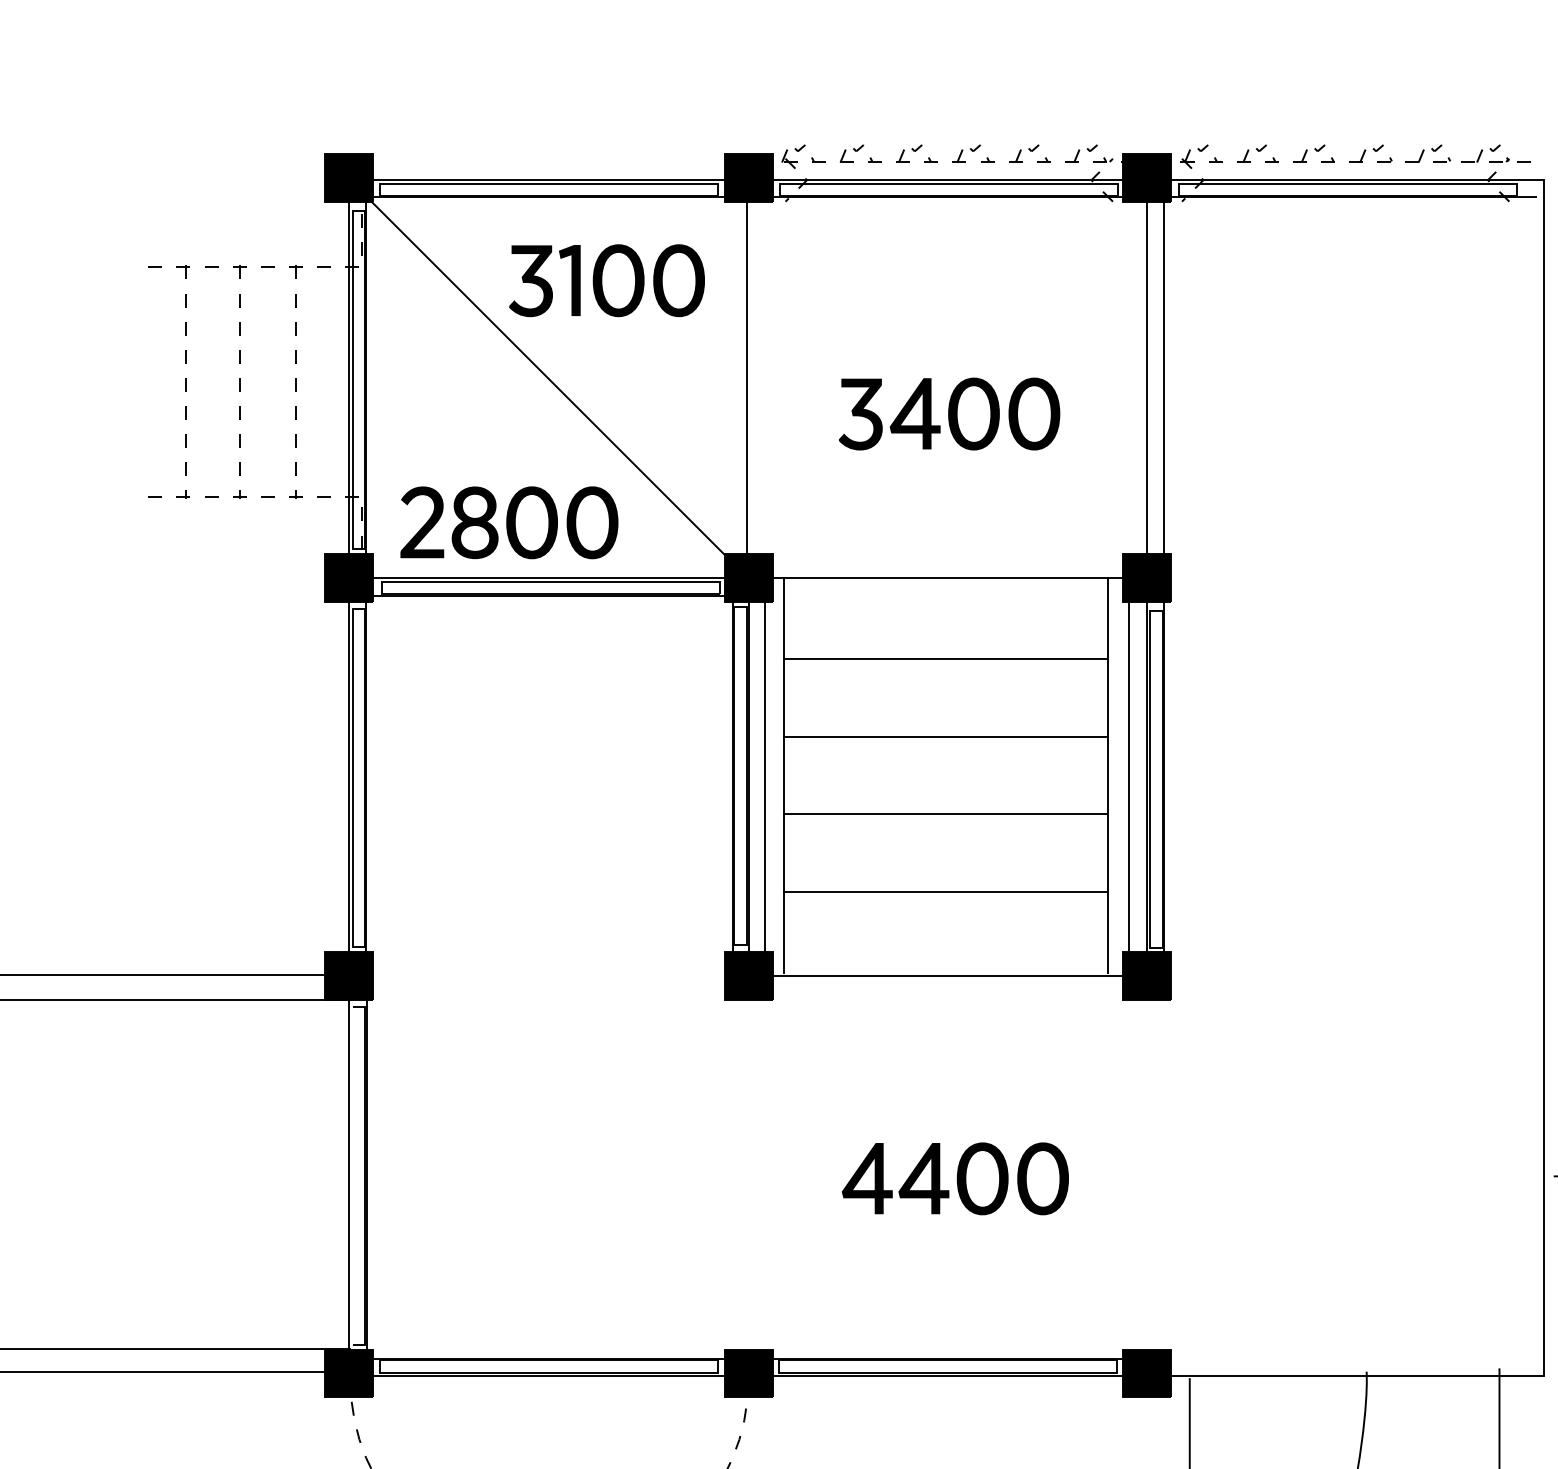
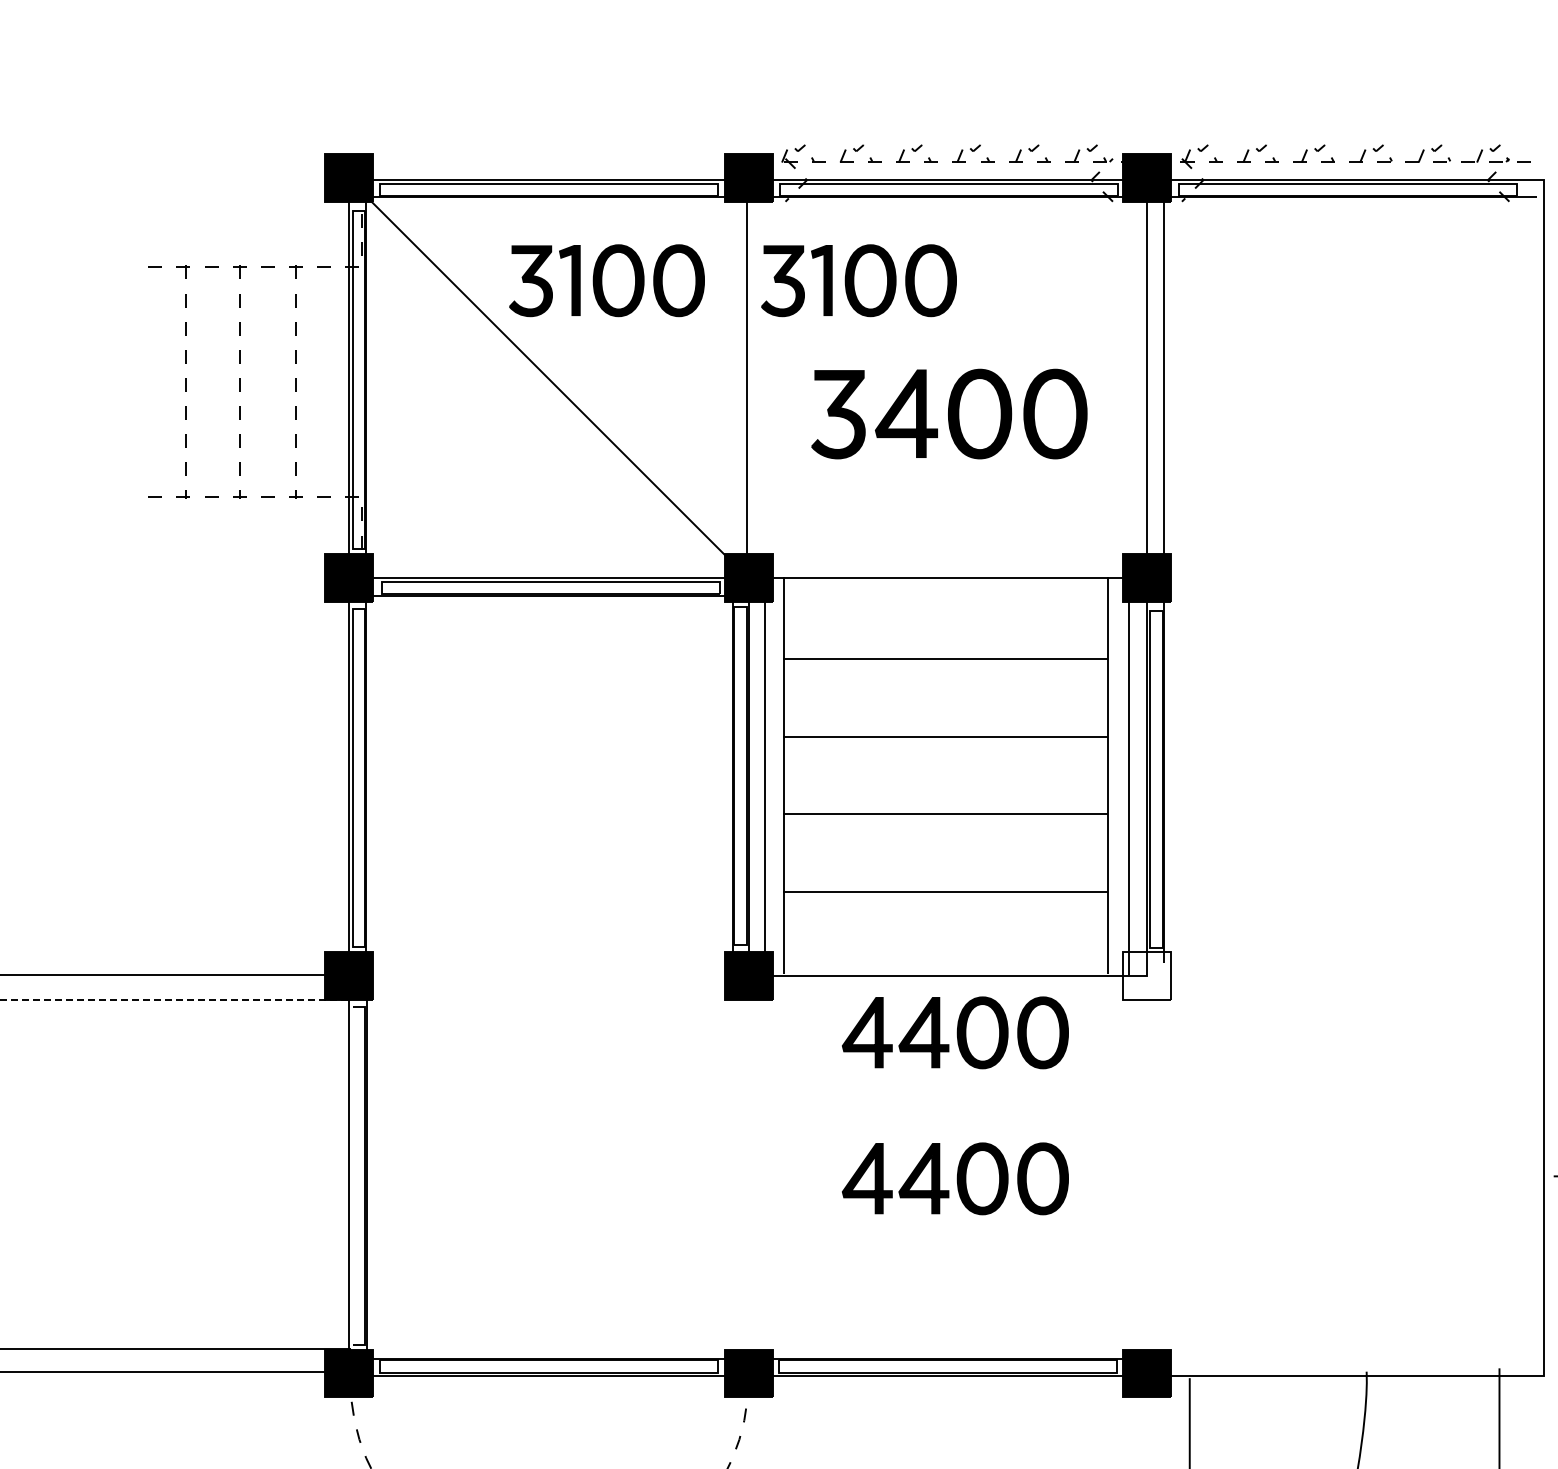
part: none -> present (858, 280)
part size: 222x74 px -> 277x92 px (949, 413)
part: present -> none (509, 522)
fill: present -> none (1146, 975)
line: solid -> dashed (175, 999)
part: none -> present (955, 1032)
